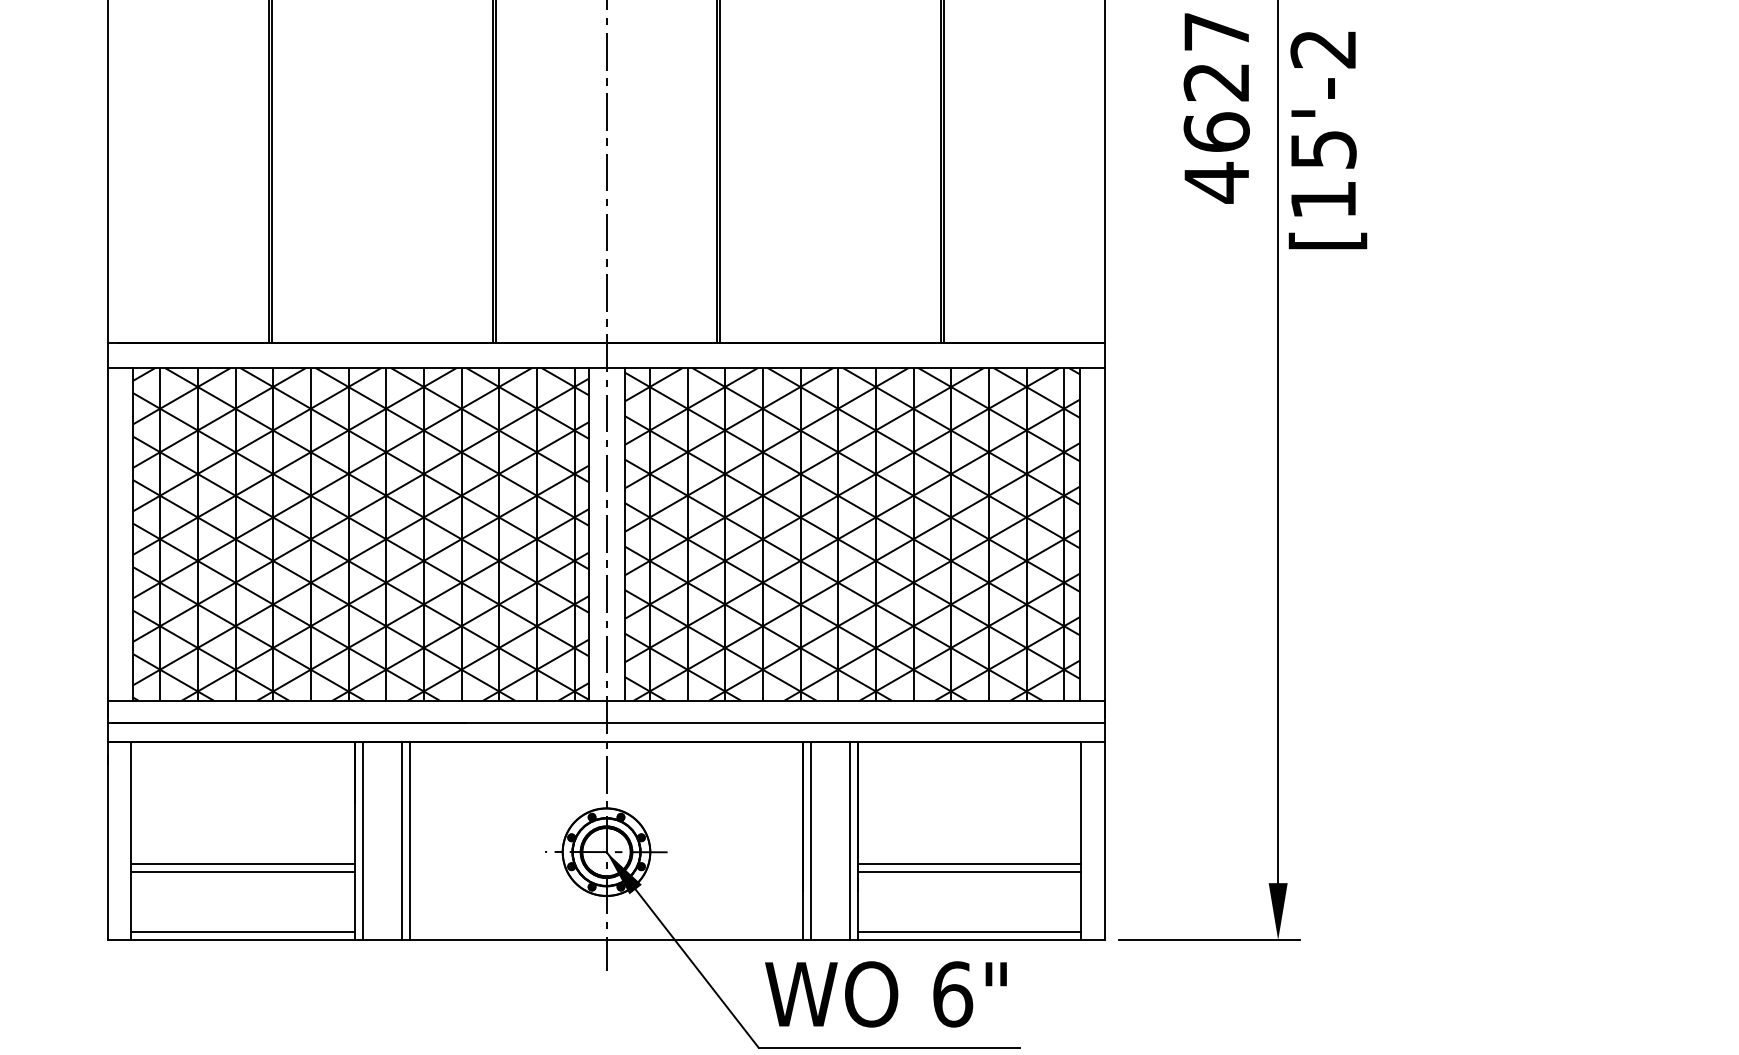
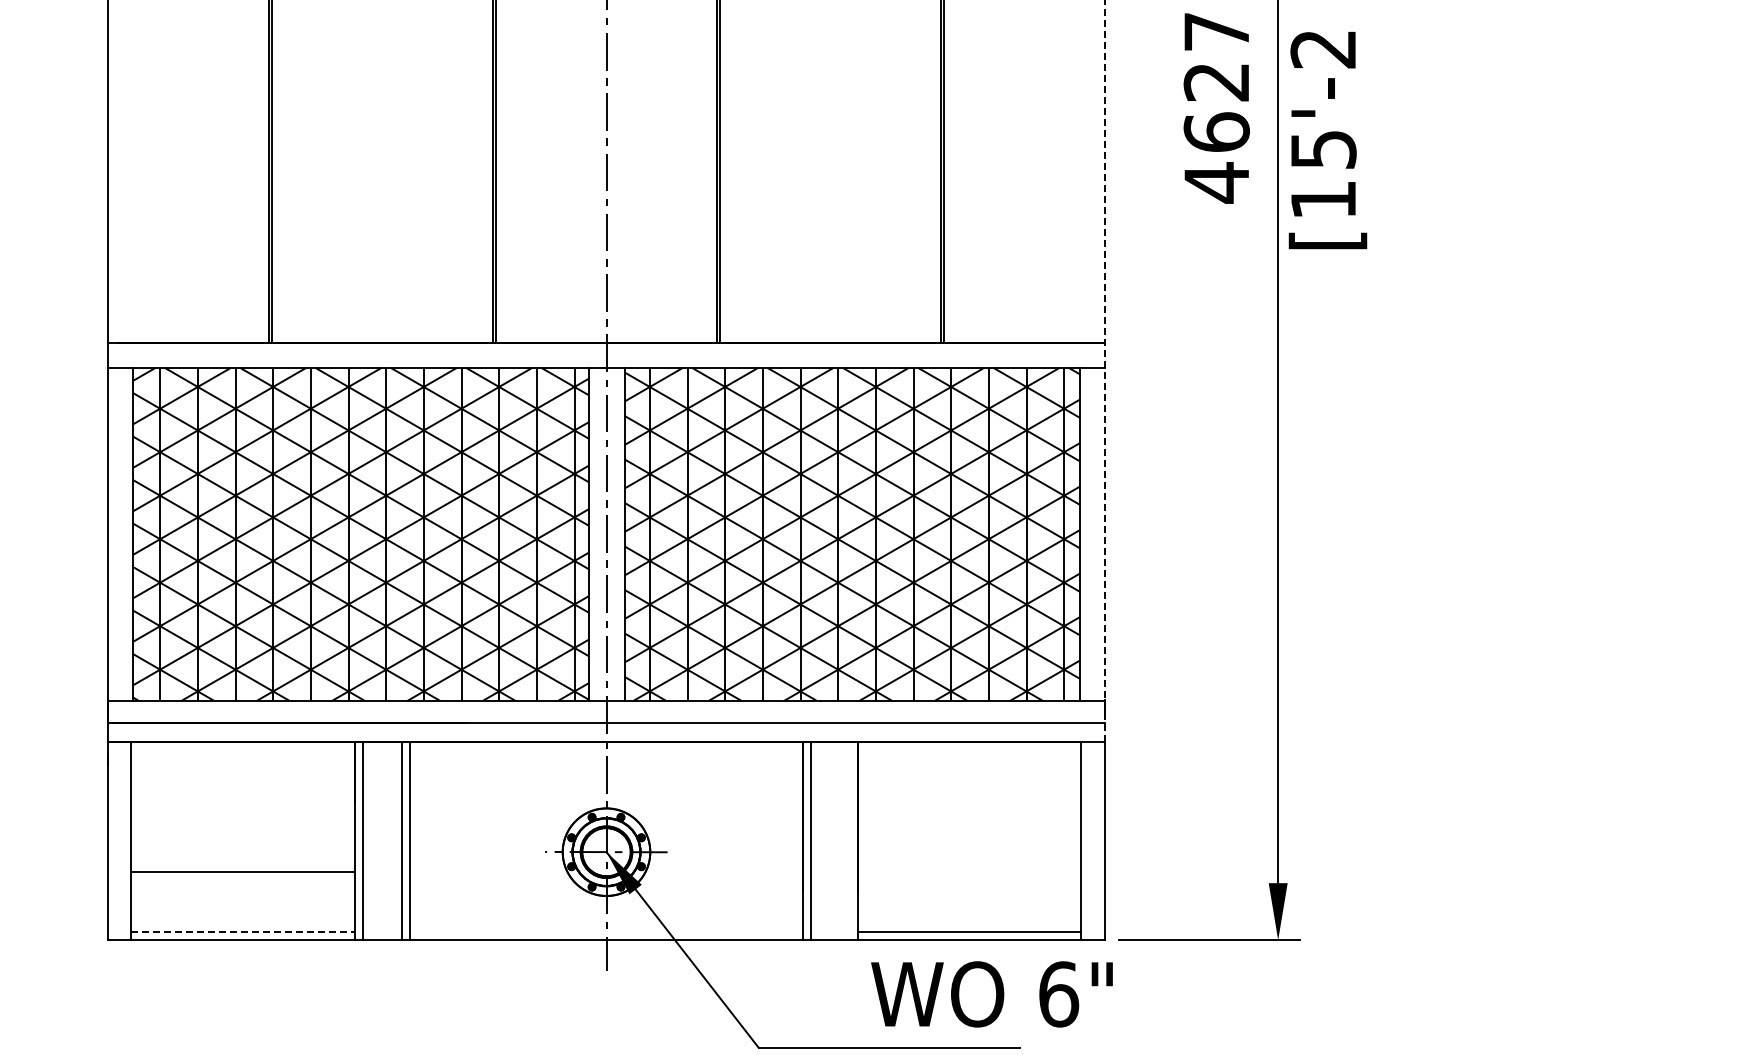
line: solid -> dashed (1104, 371)
line: present -> none (850, 841)
line: present -> none (242, 863)
line: present -> none (969, 863)
line: present -> none (969, 871)
line: solid -> dashed (243, 932)
text position: (885, 994) -> (991, 994) (991, 994)
